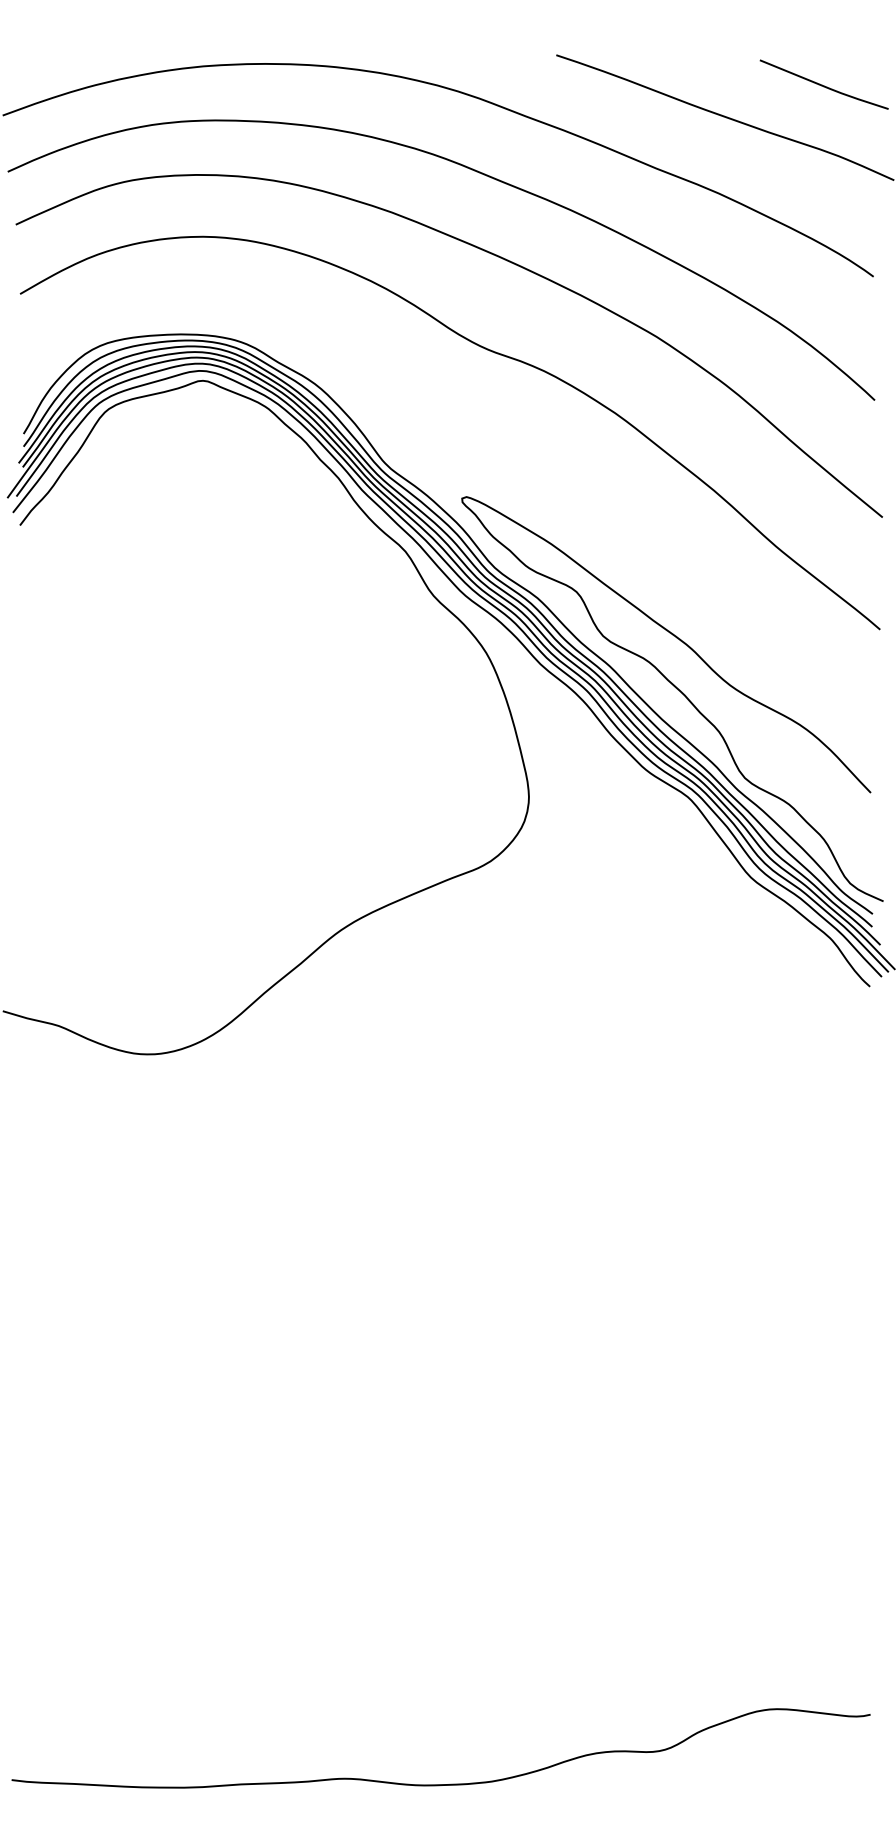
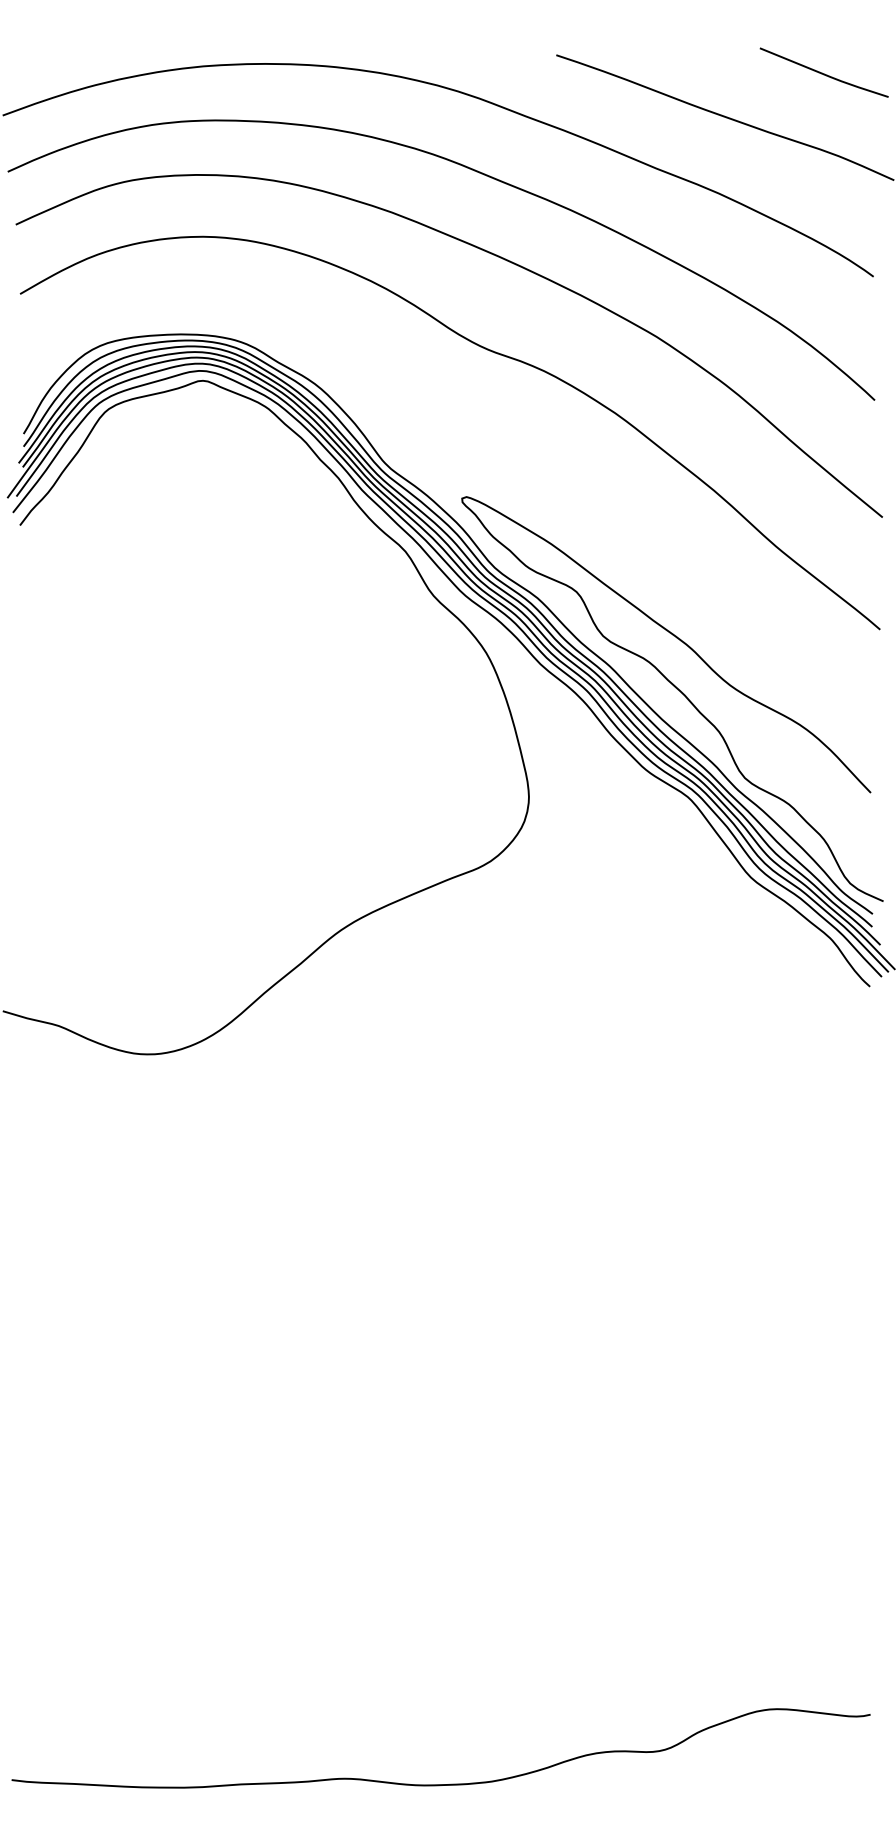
line position: (822, 84) -> (822, 72) (822, 72)
